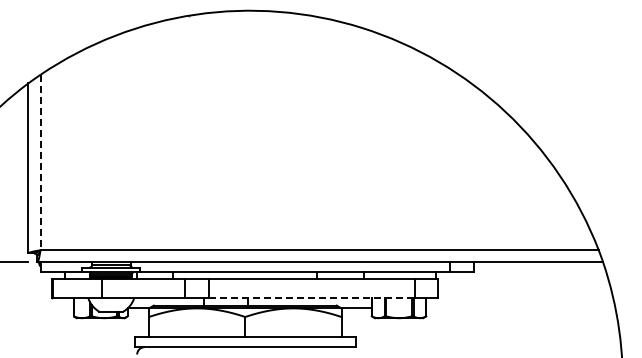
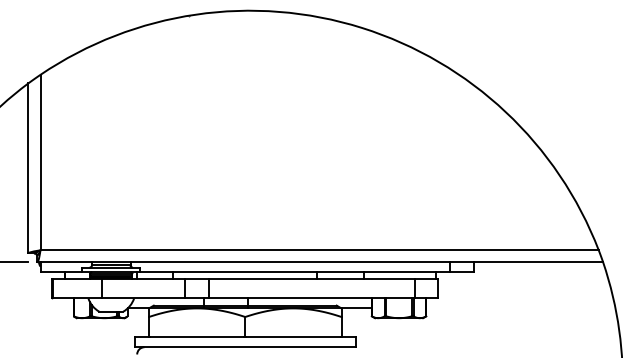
line: dashed -> solid (40, 162)
line: dashed -> solid (312, 298)
